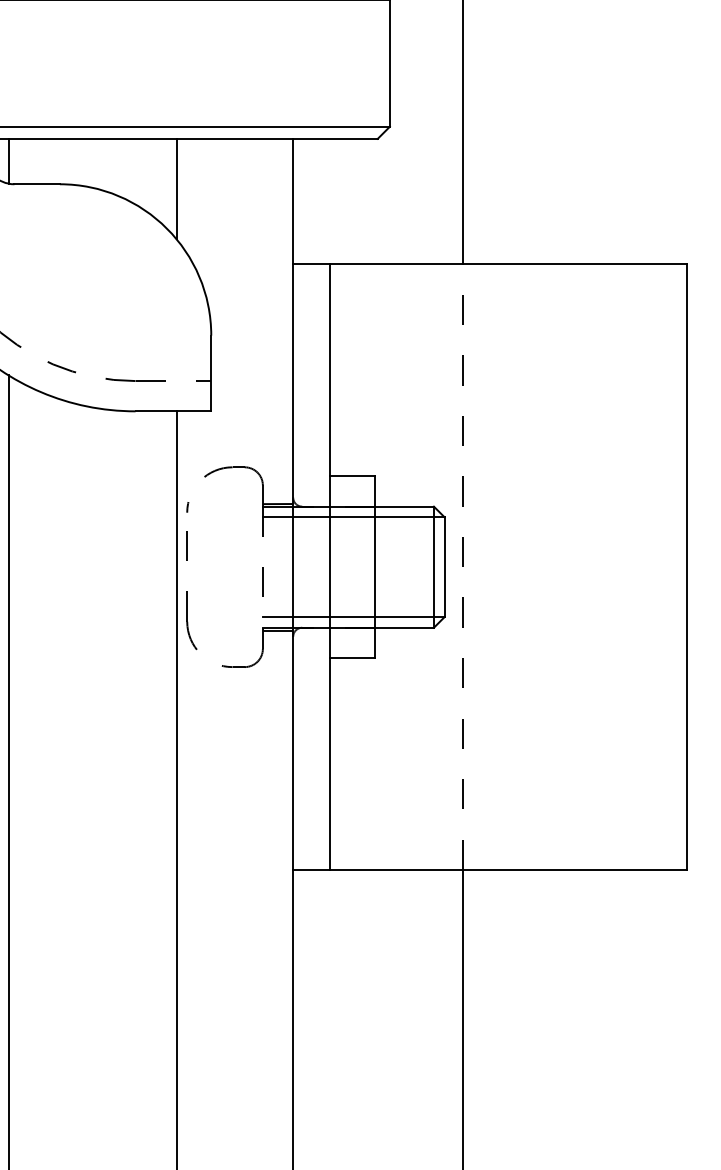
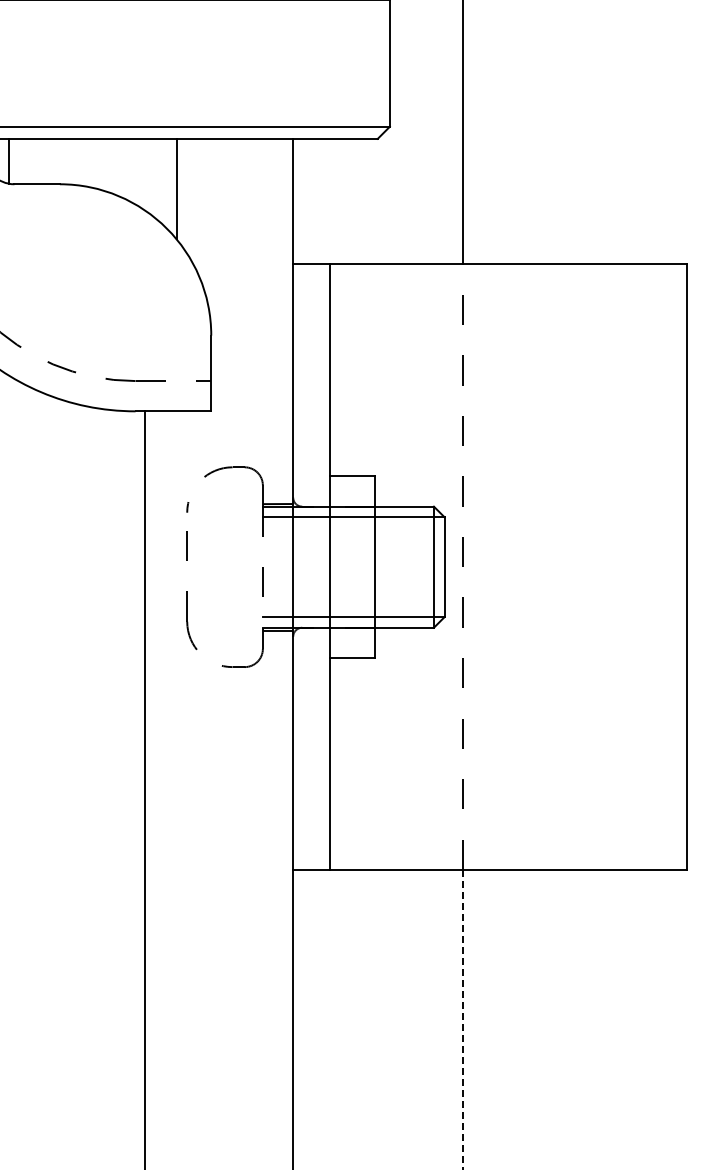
line: present -> none (8, 770)
line position: (176, 788) -> (144, 788) (144, 788)
line: solid -> dashed (462, 1019)
